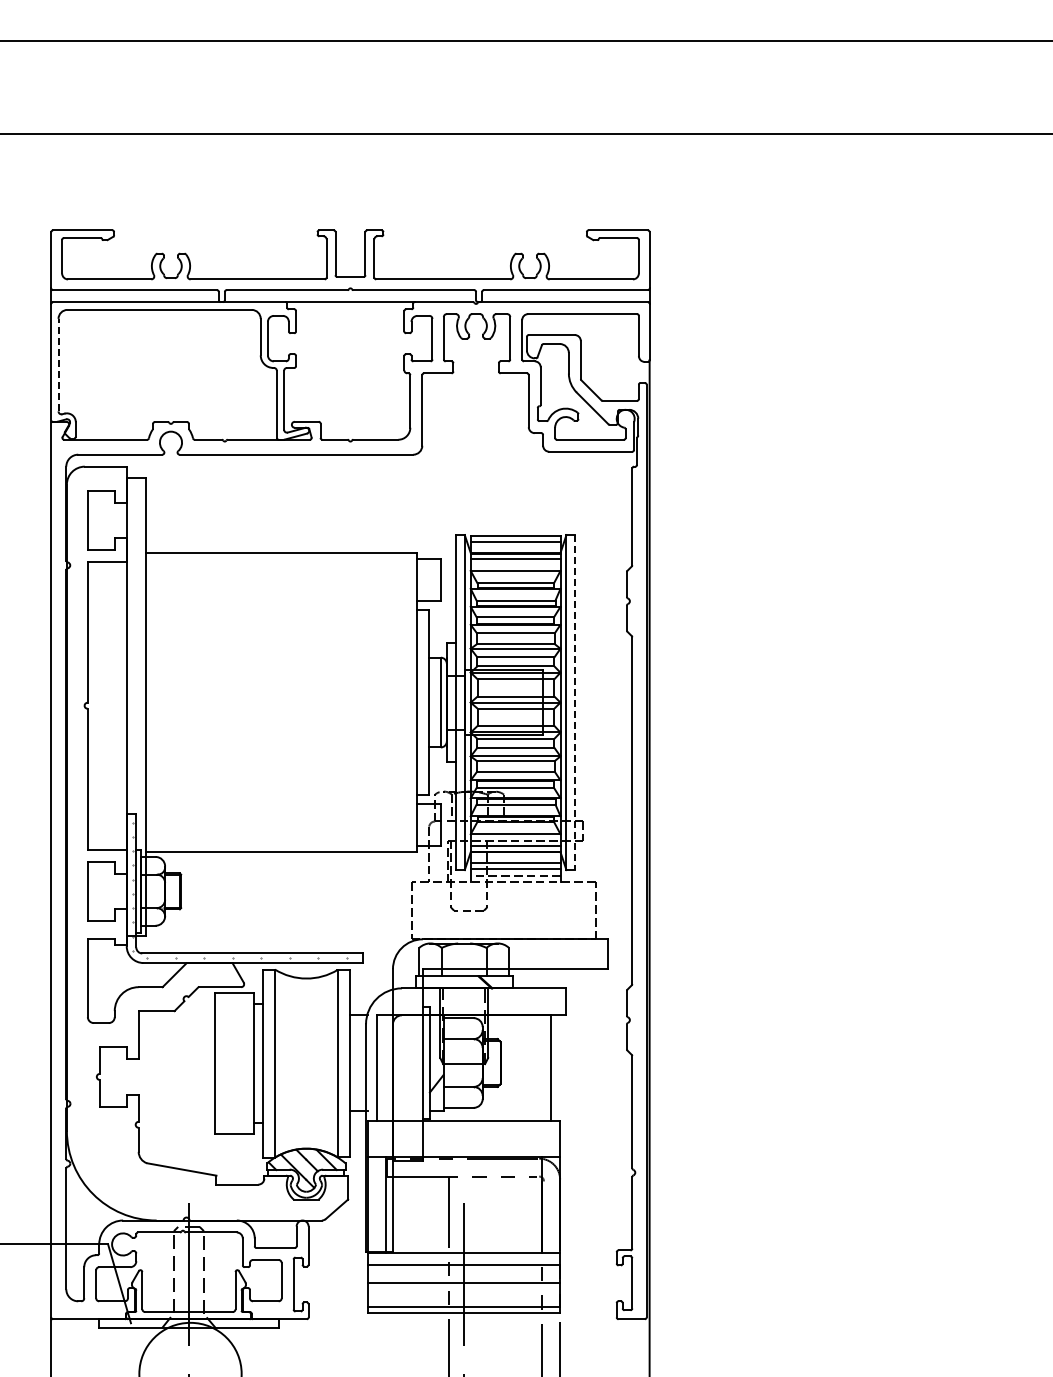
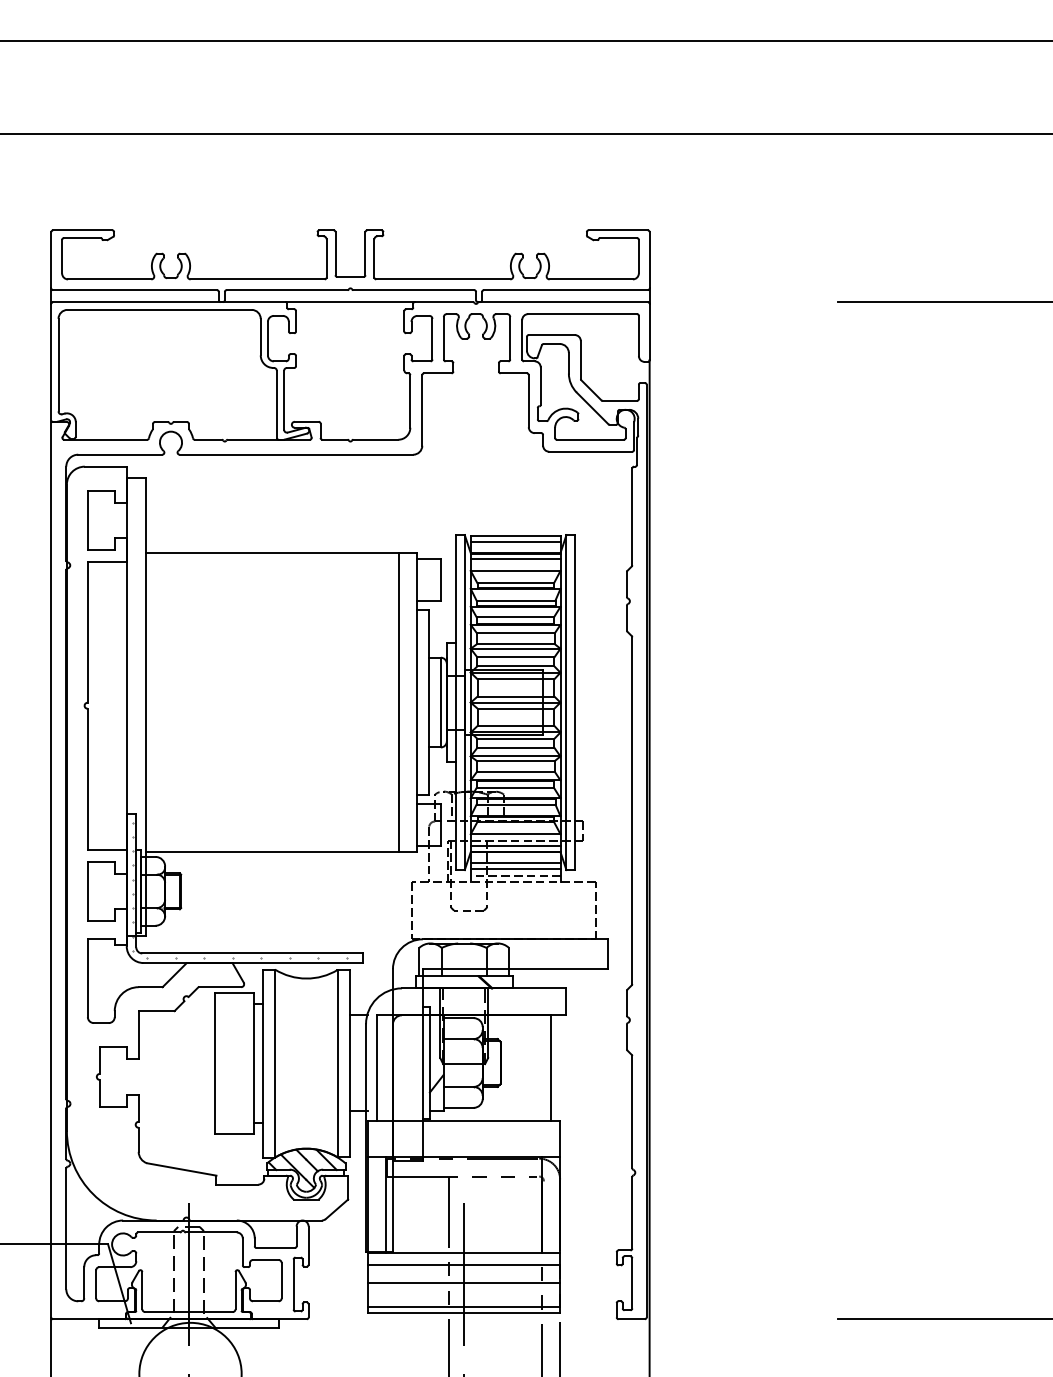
line: none -> present (943, 302)
line: dashed -> solid (58, 364)
line: none -> present (398, 702)
line: dashed -> solid (575, 702)
line: none -> present (943, 1319)
